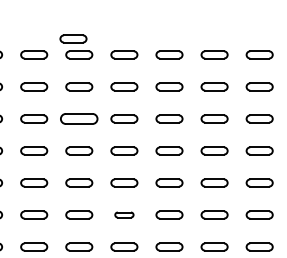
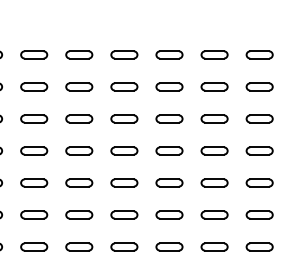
part: present -> none (73, 38)
part size: 39x12 px -> 29x10 px (79, 118)
part size: 21x8 px -> 29x10 px (124, 214)
